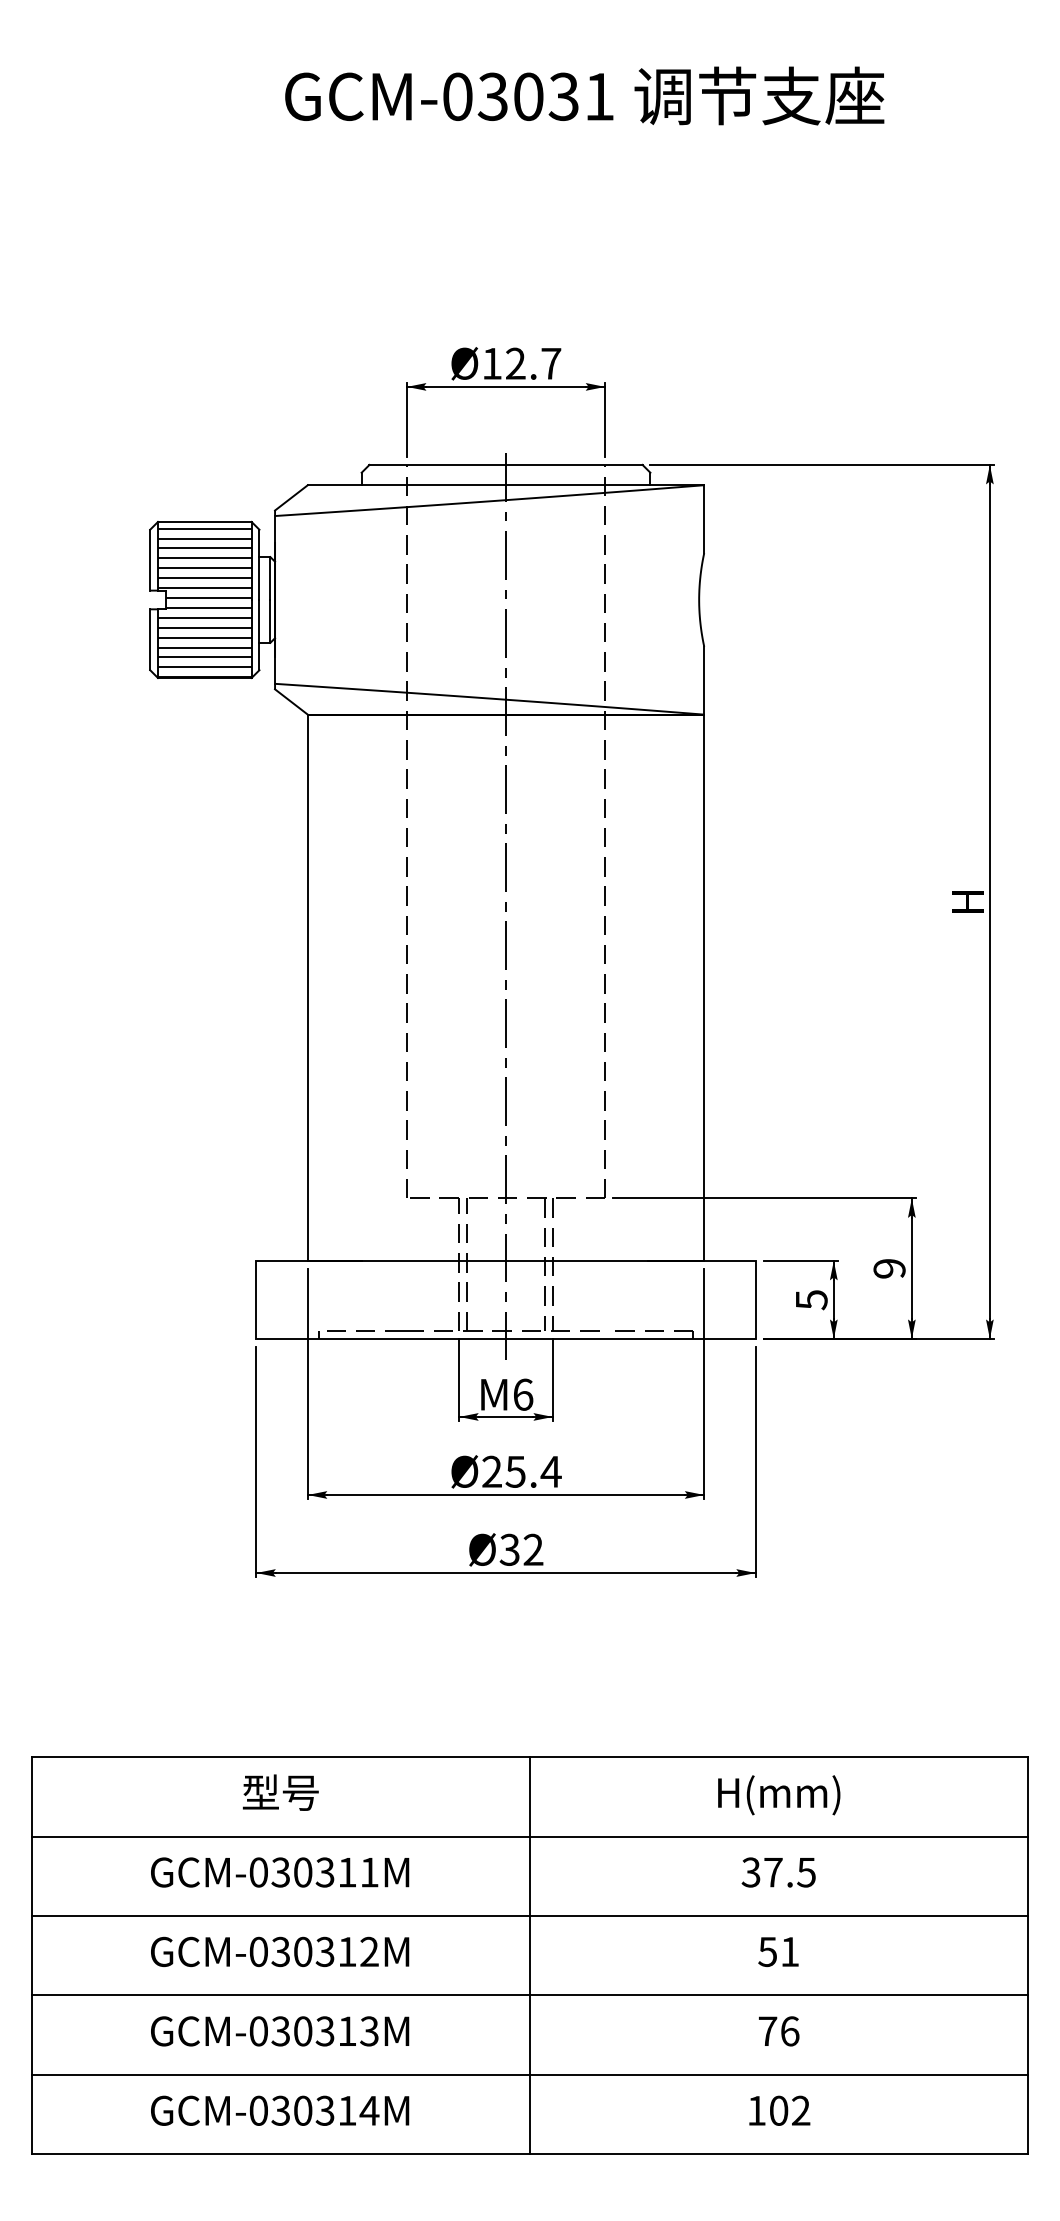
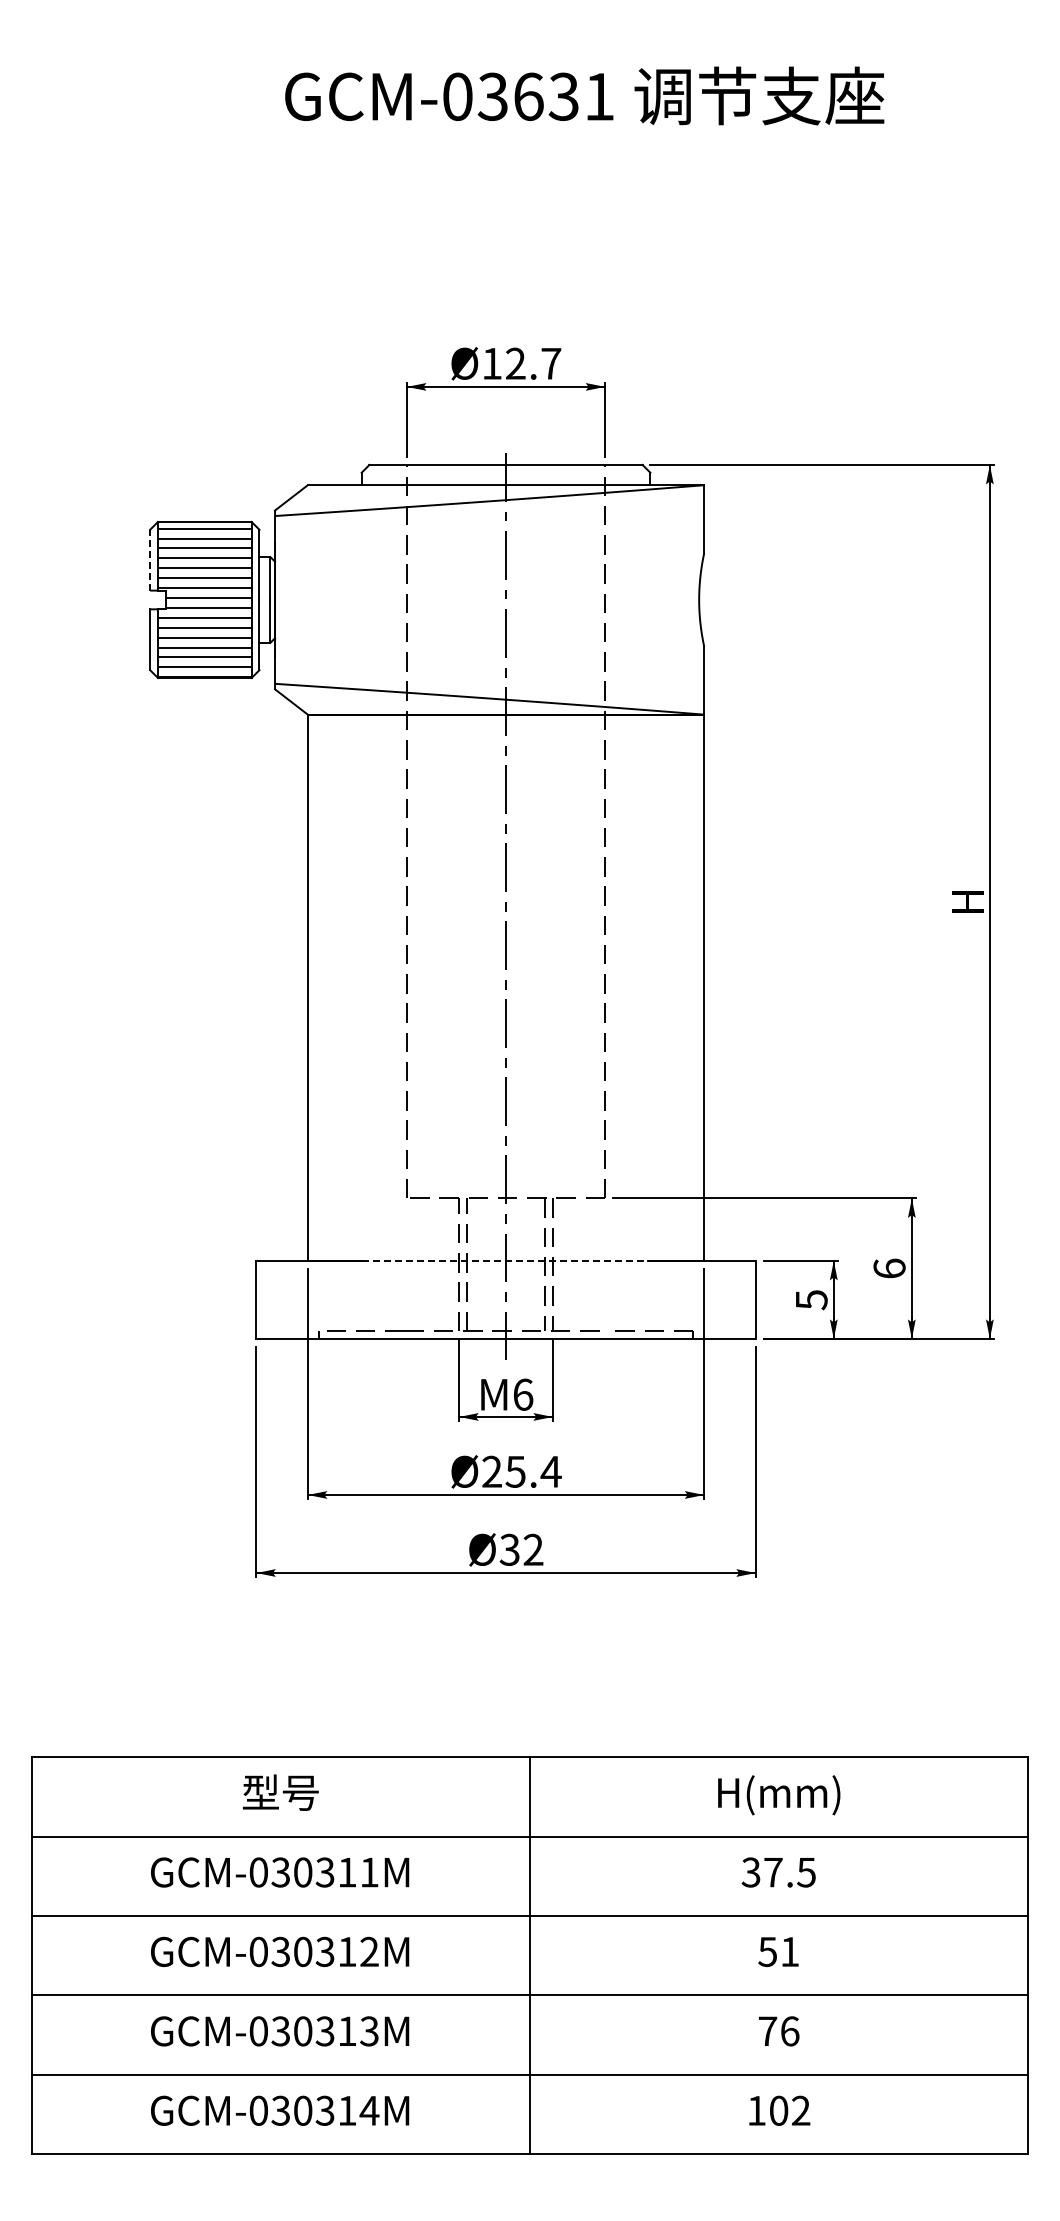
text: GCM-03031 -> GCM-03631 (528, 96)
line: solid -> dashed (150, 559)
line: solid -> dashed (505, 1260)
text: 9 -> 6 (889, 1268)
